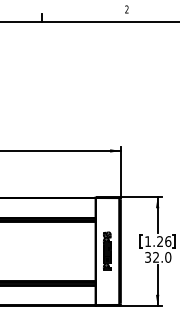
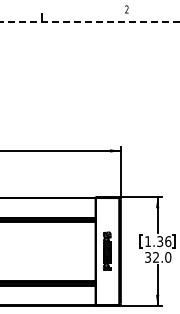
line: solid -> dashed (90, 21)
text: 1.26 -> 1.36 (160, 241)
